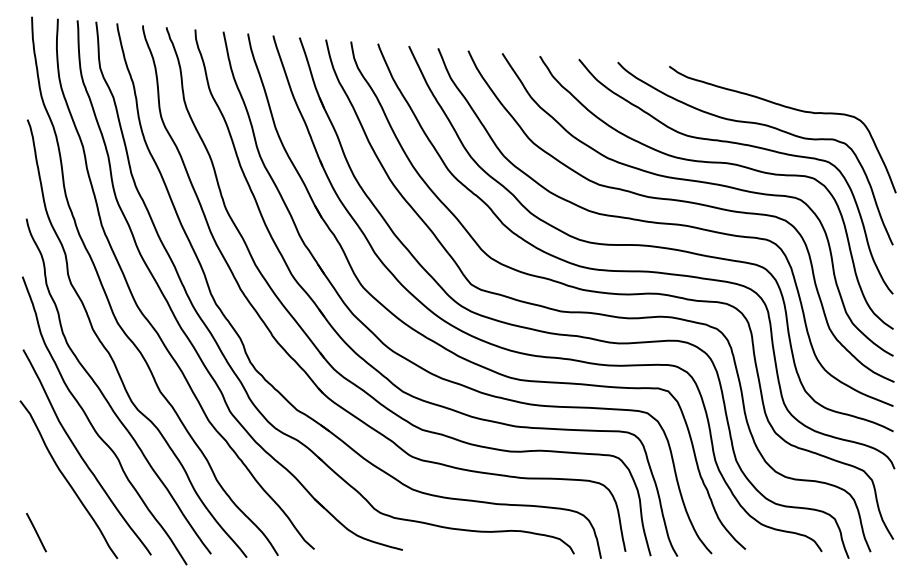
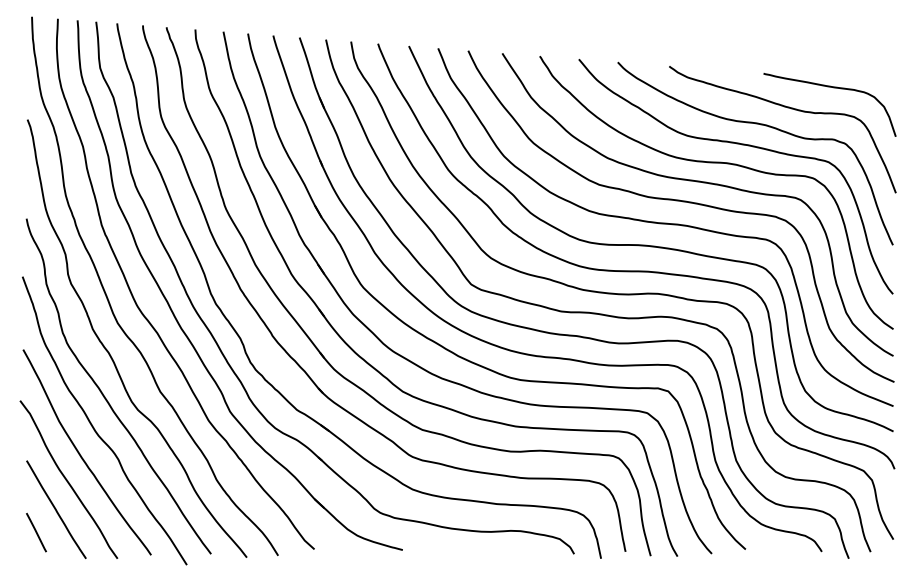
curve: none -> present (833, 88)
line: none -> present (56, 509)
